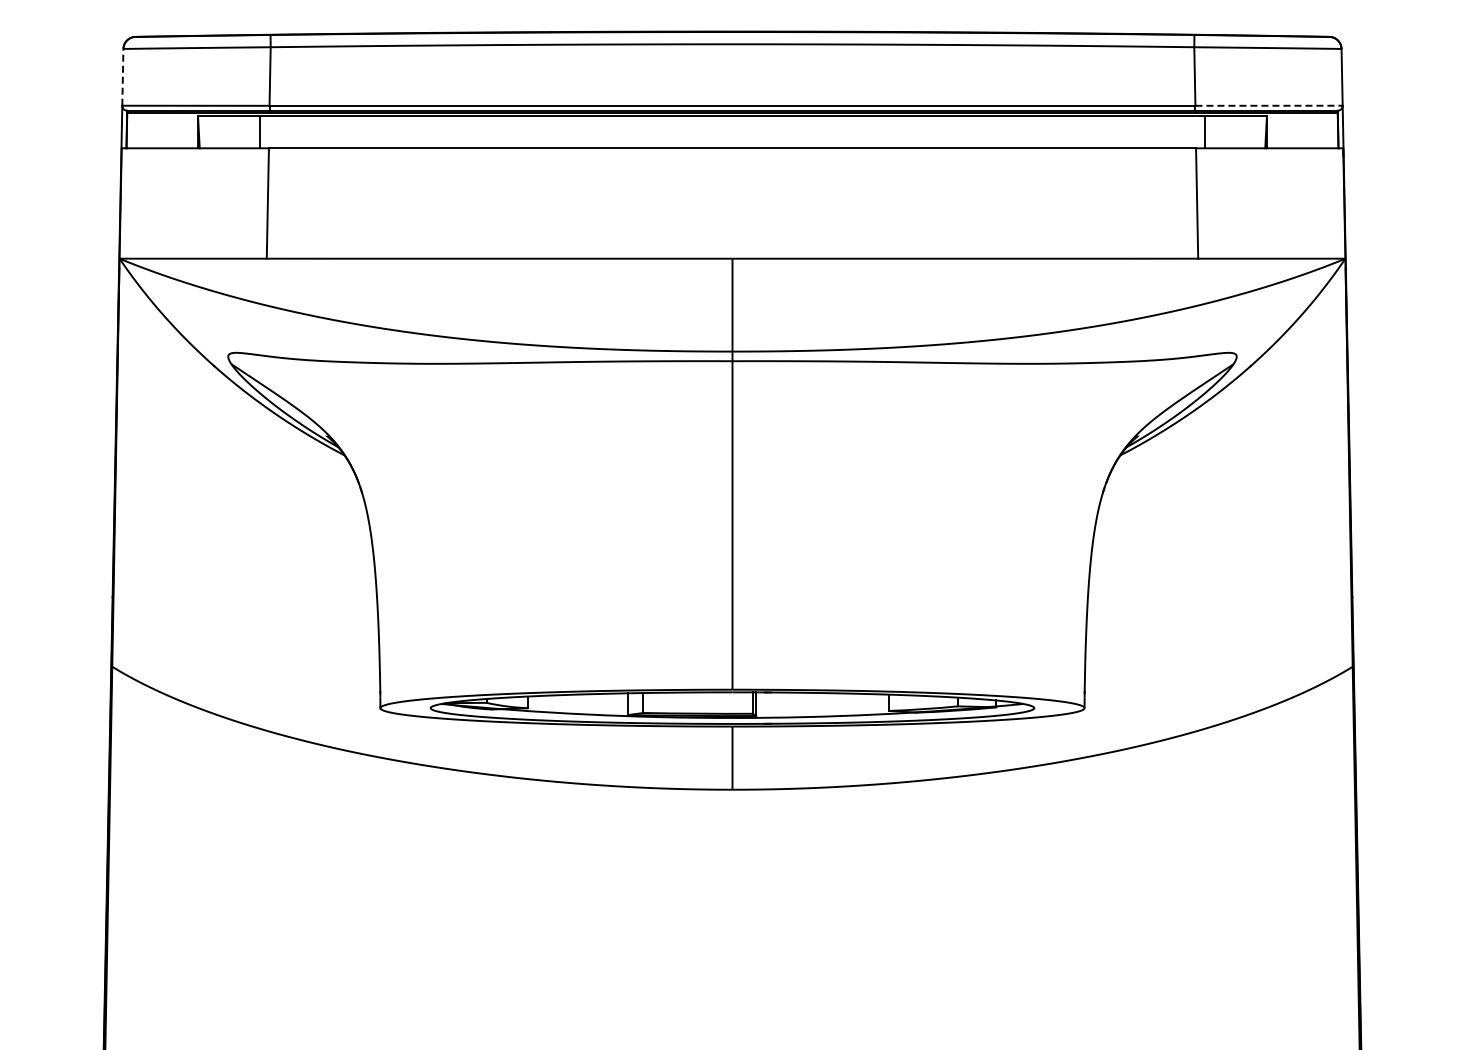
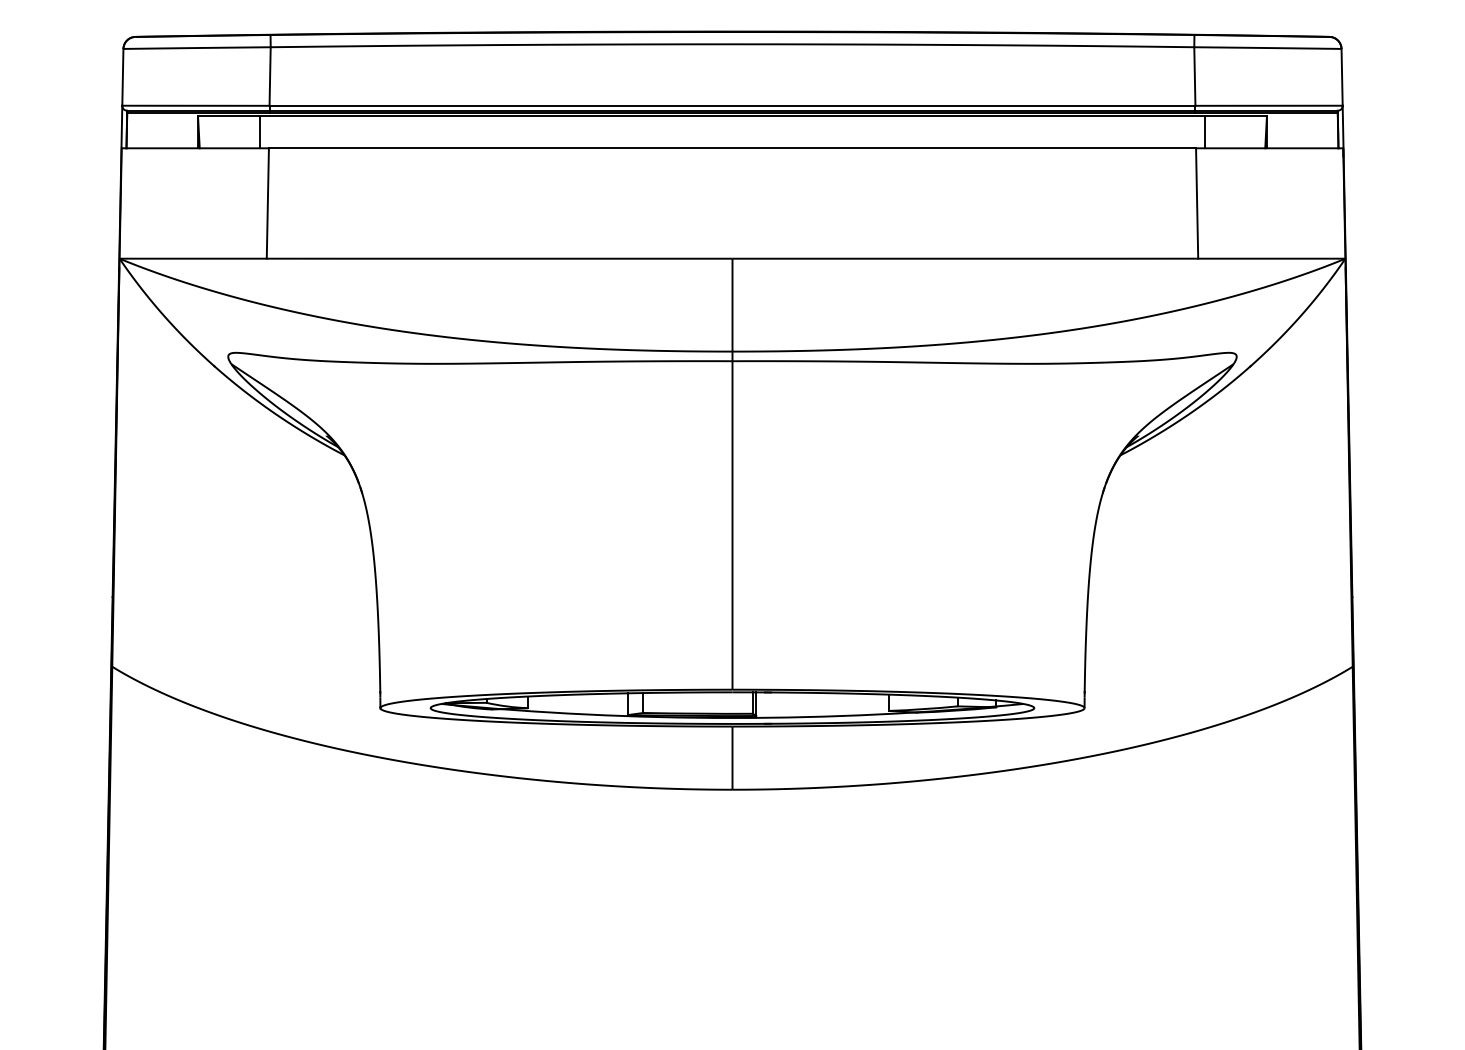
line: dashed -> solid (122, 76)
line: dashed -> solid (1269, 105)
